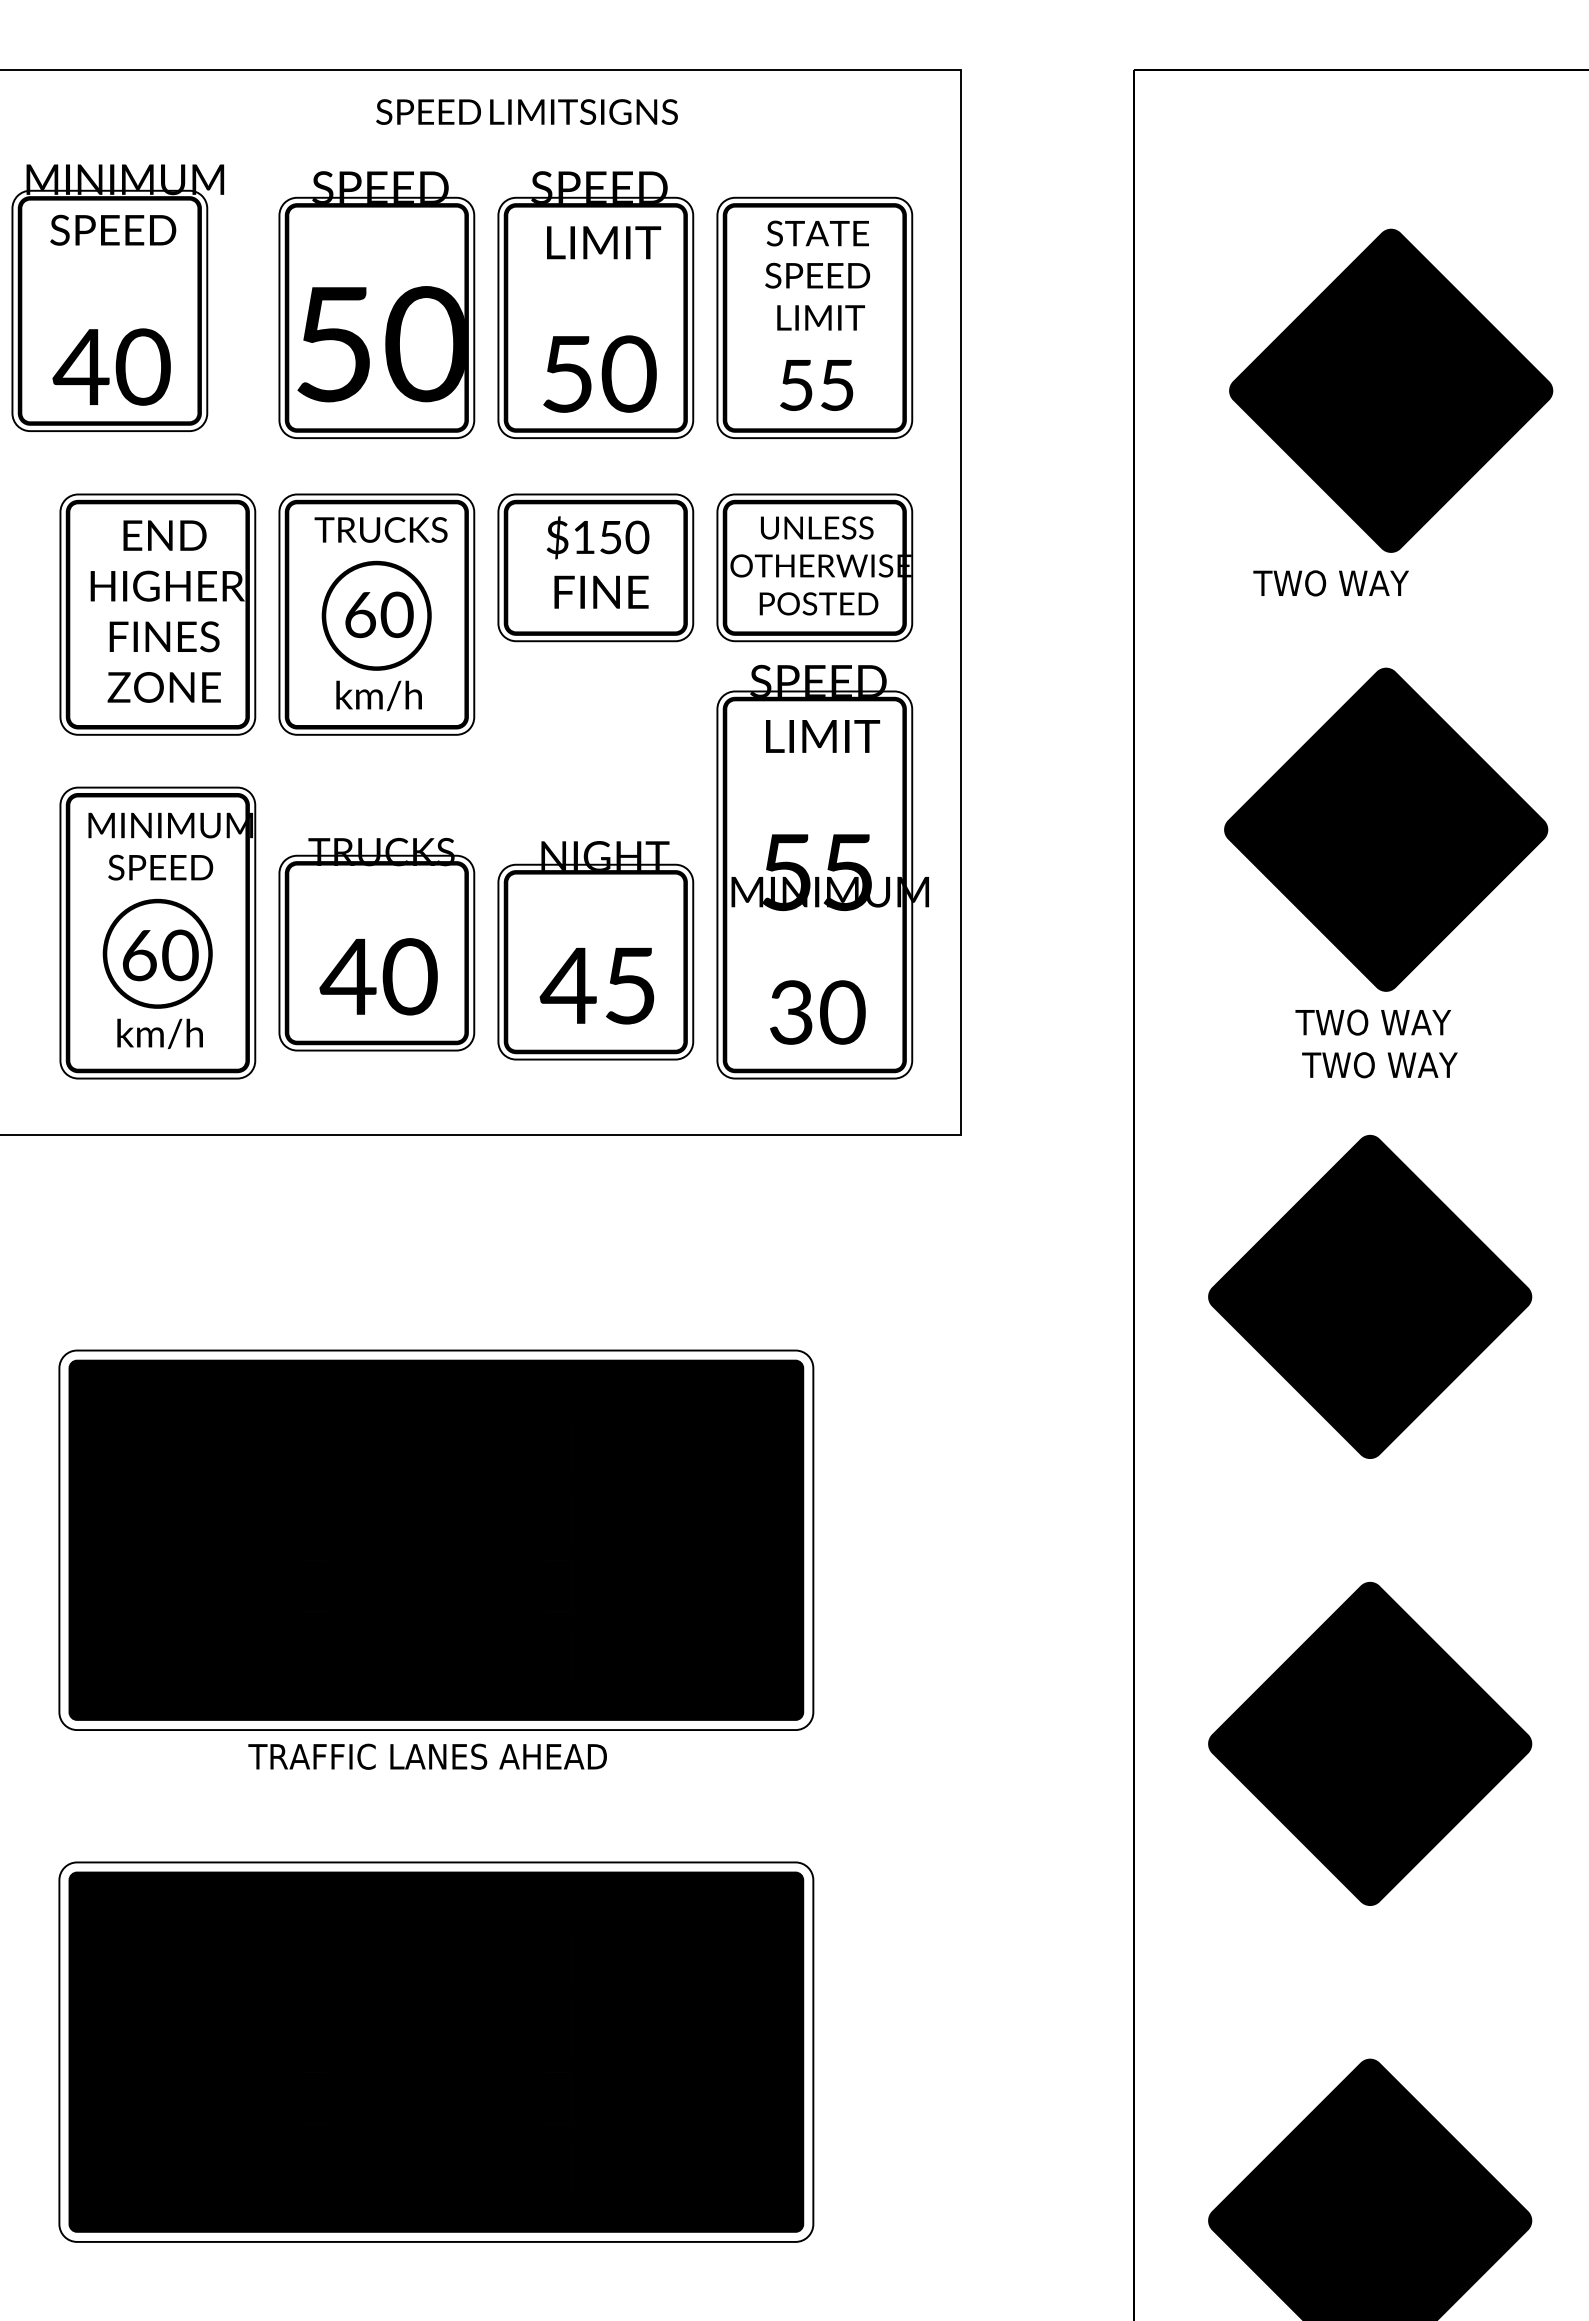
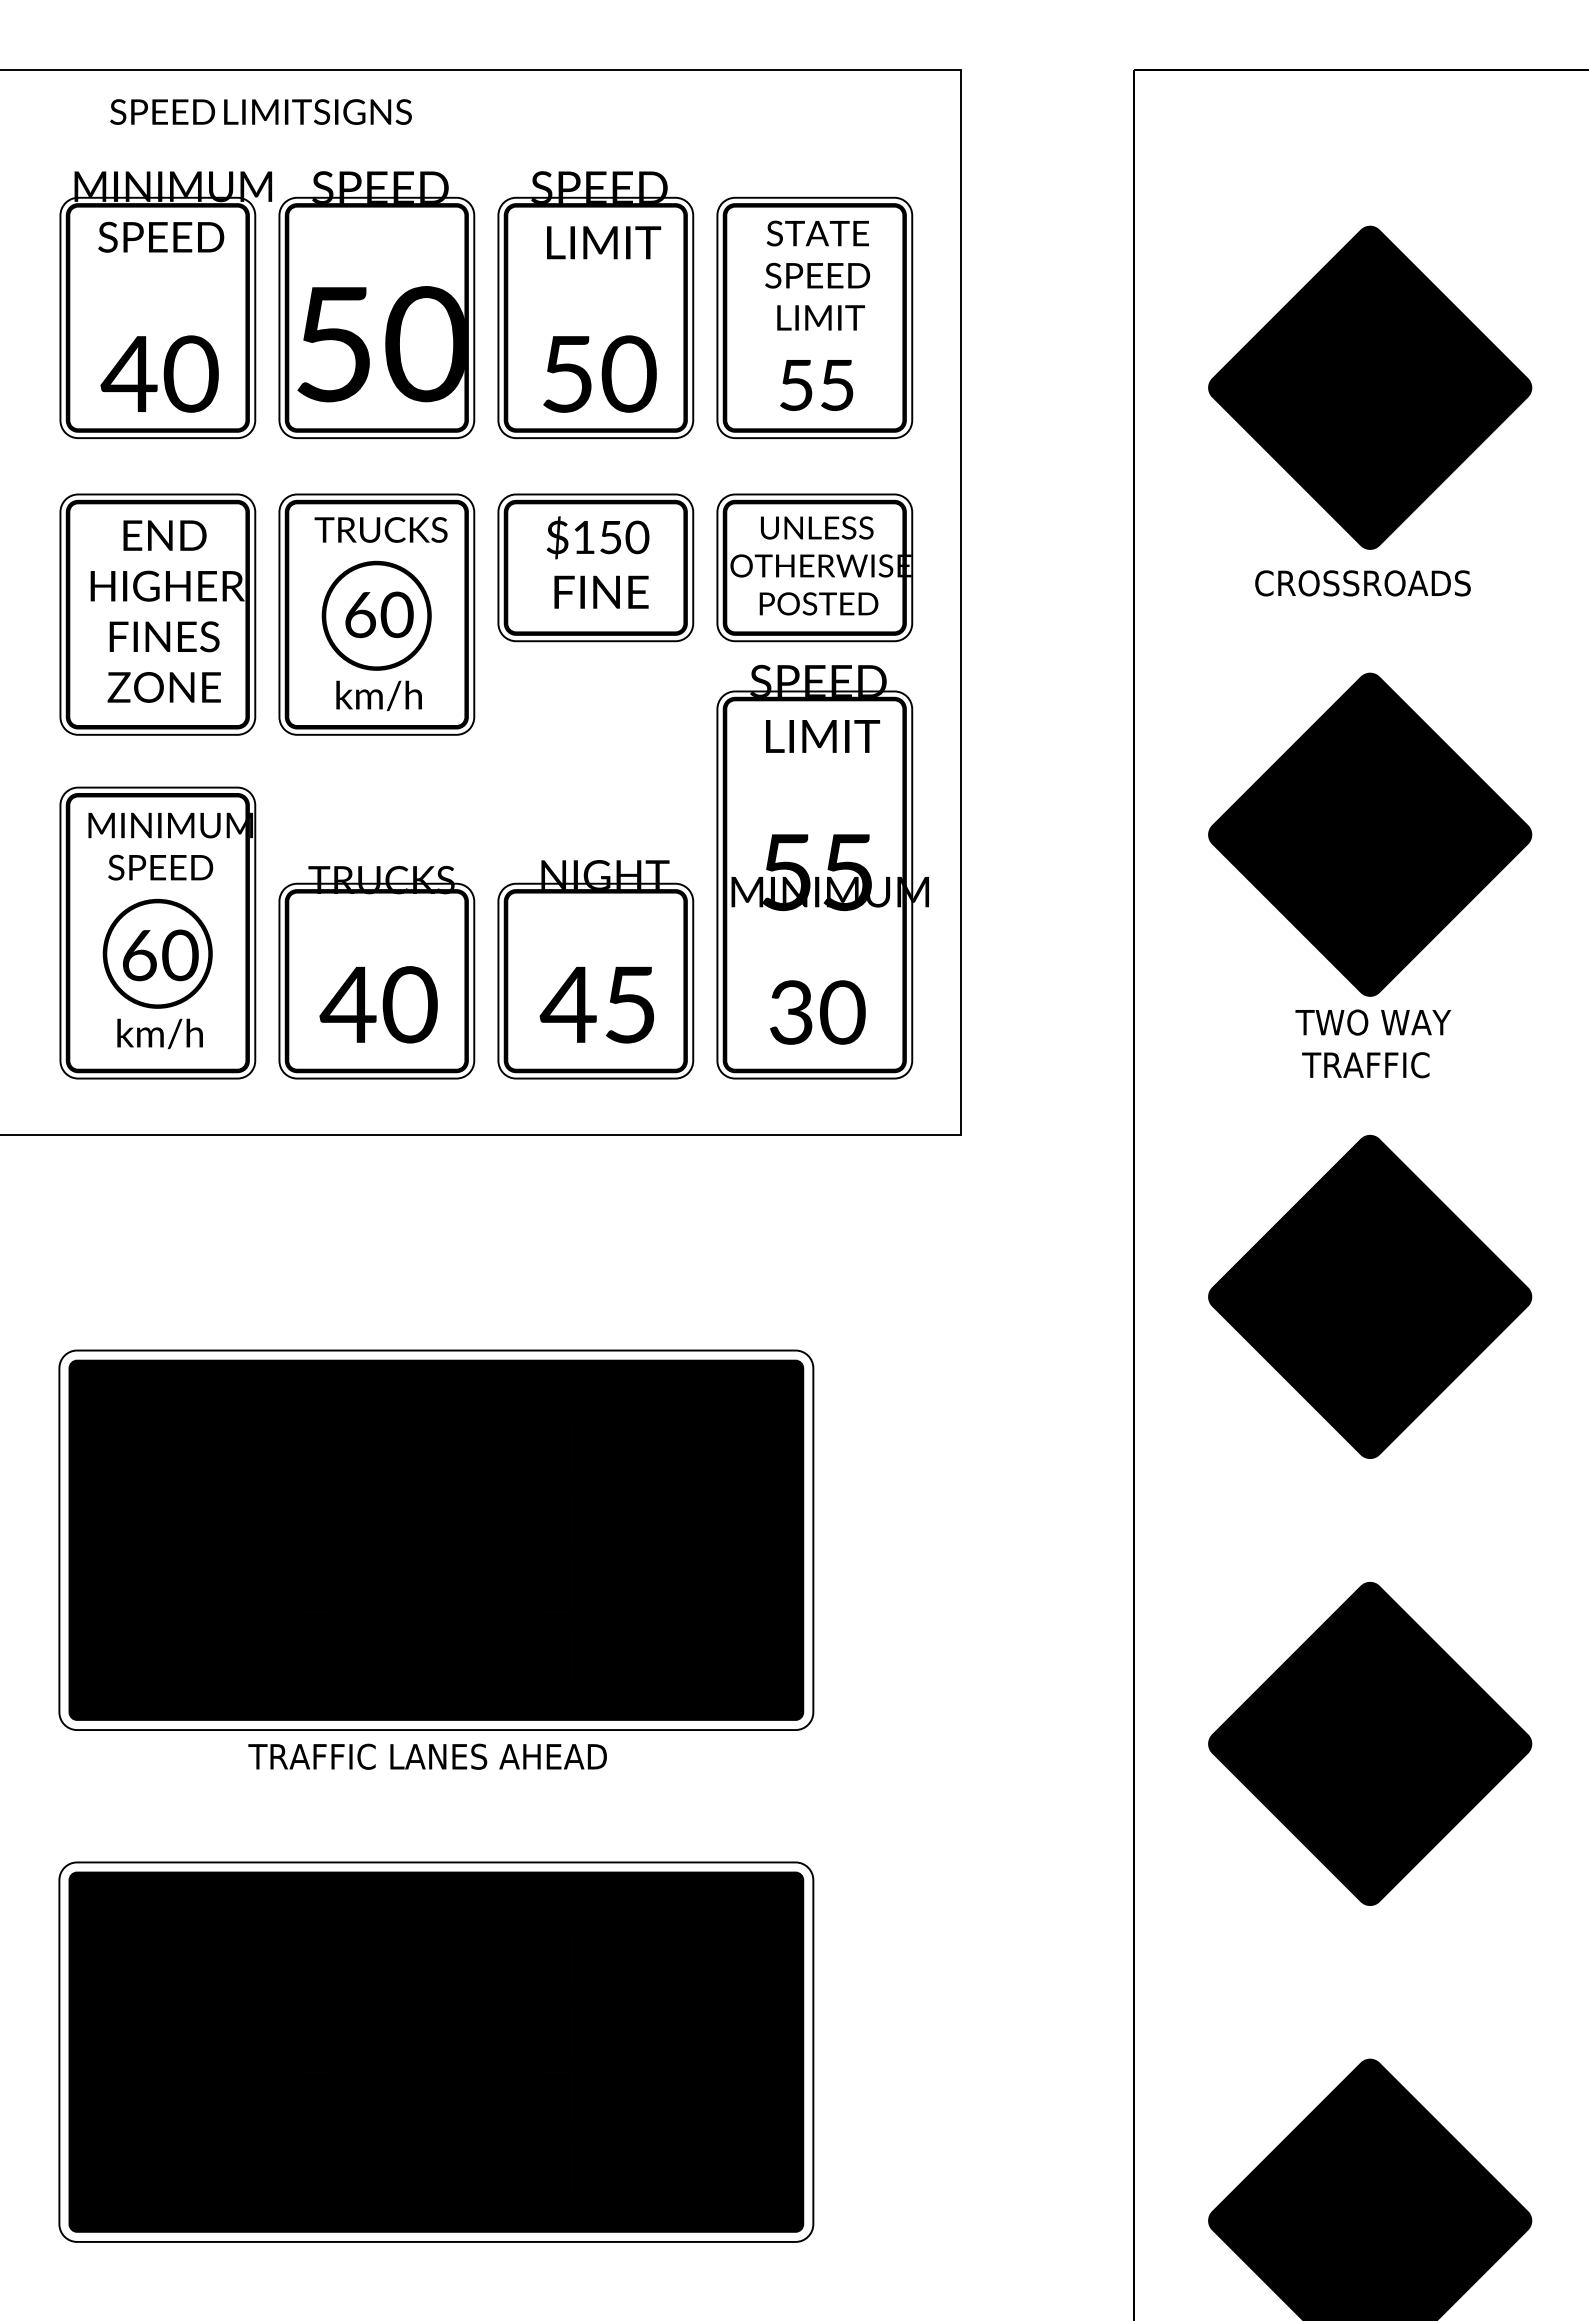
text position: (526, 111) -> (260, 111) (260, 111)
part position: (117, 297) -> (165, 304) (165, 304)
part position: (1391, 390) -> (1370, 387) (1370, 387)
text: TWO WAY -> CROSSROADS (1361, 583)
part position: (1386, 829) -> (1370, 834) (1370, 834)
part position: (376, 944) -> (376, 972) (376, 972)
part position: (595, 950) -> (595, 969) (595, 969)
text: TWO WAY -> TRAFFIC (1389, 1065)
